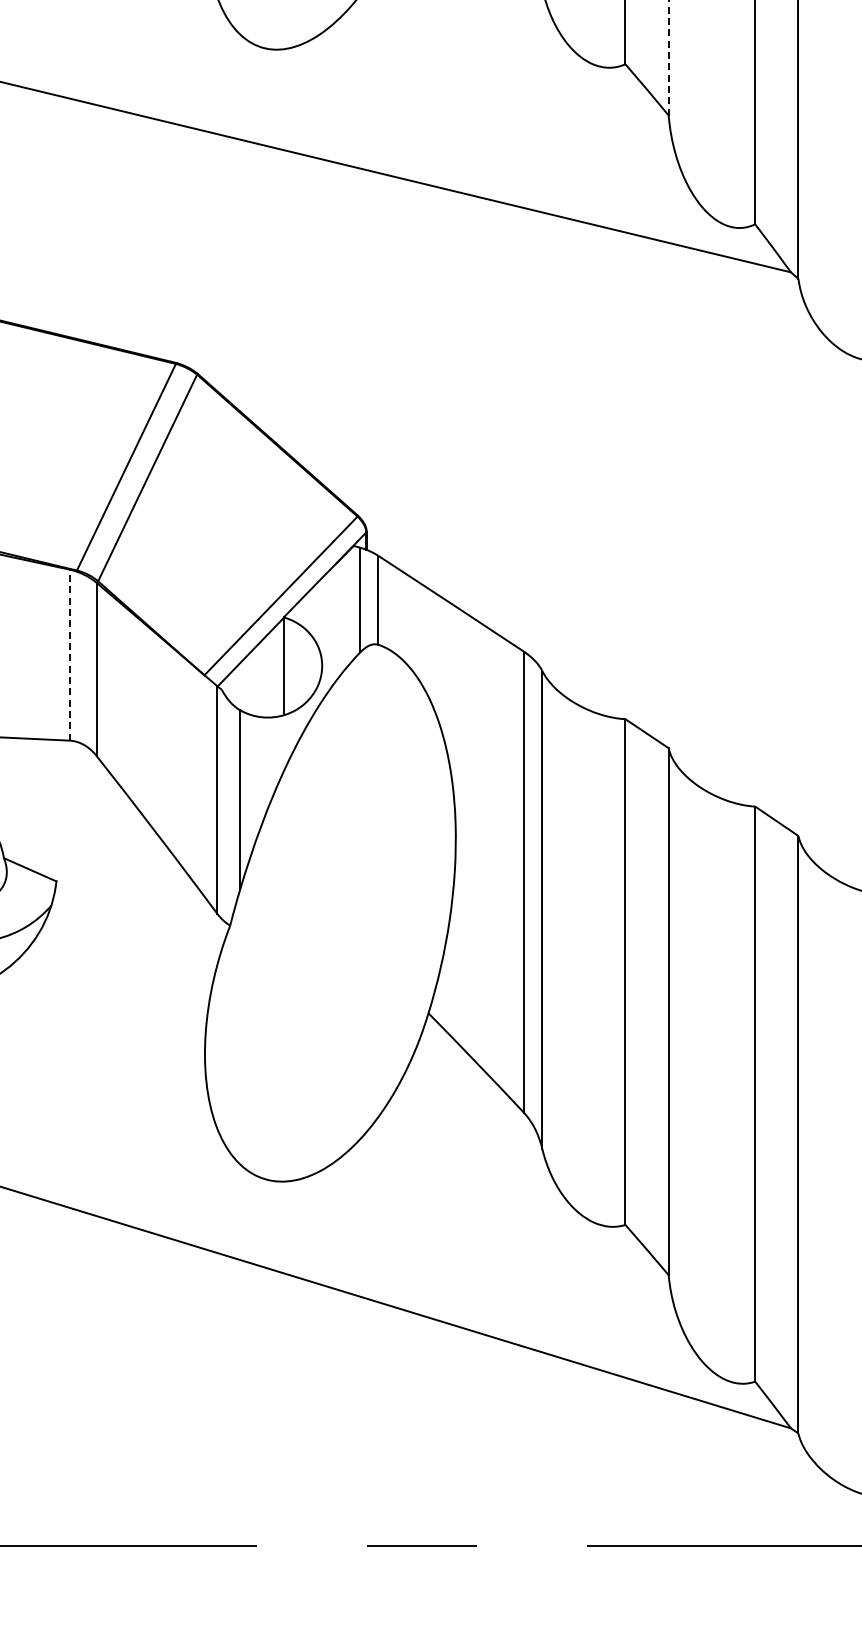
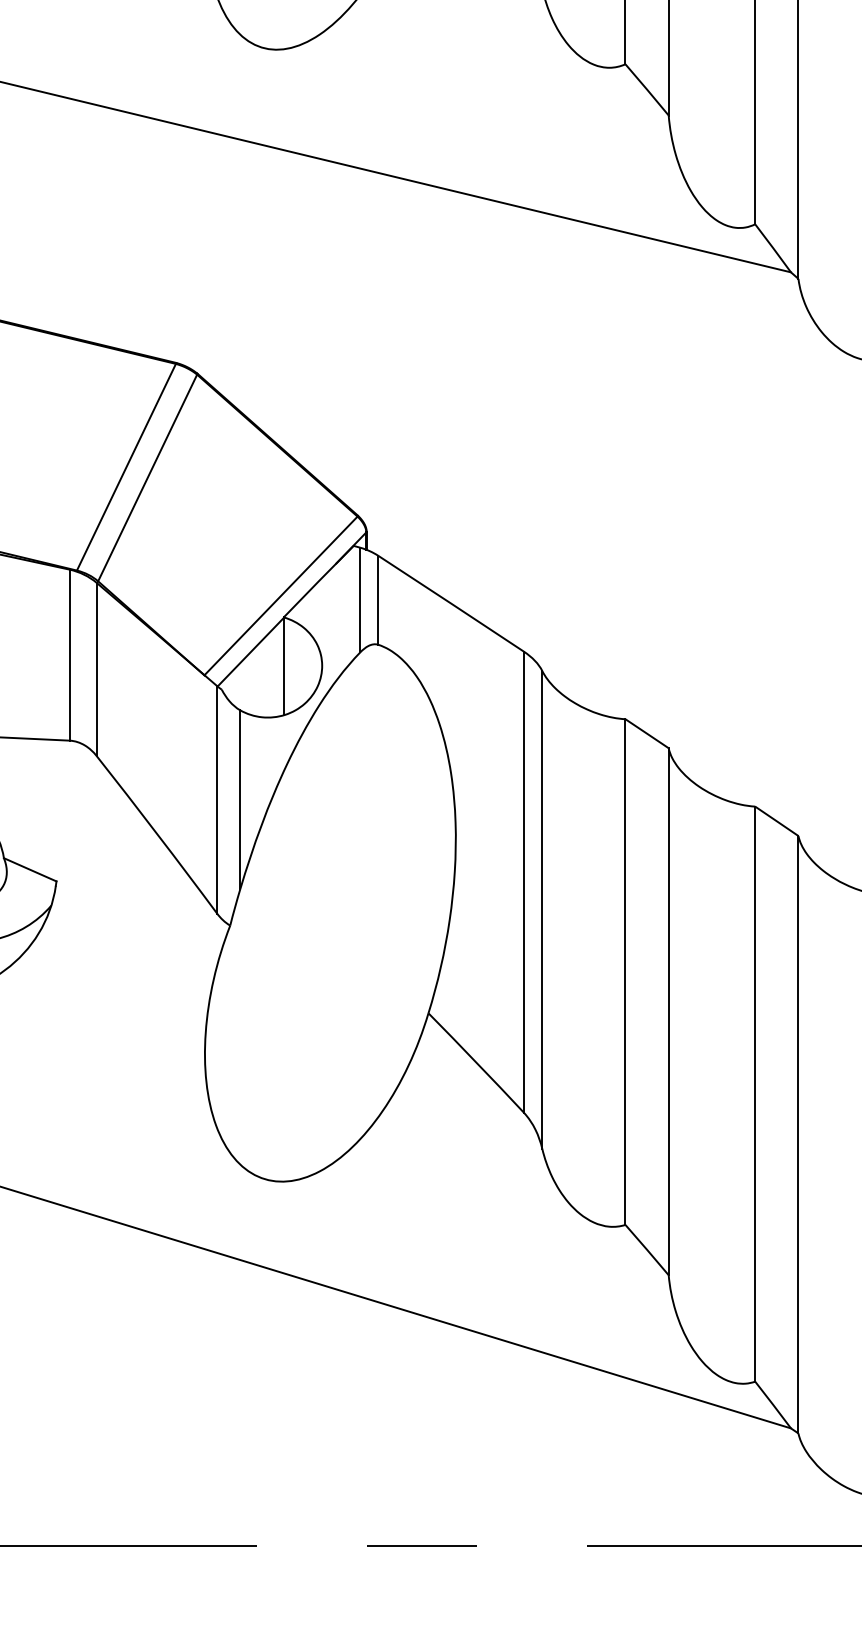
line: dashed -> solid (668, 57)
line: dashed -> solid (69, 654)
